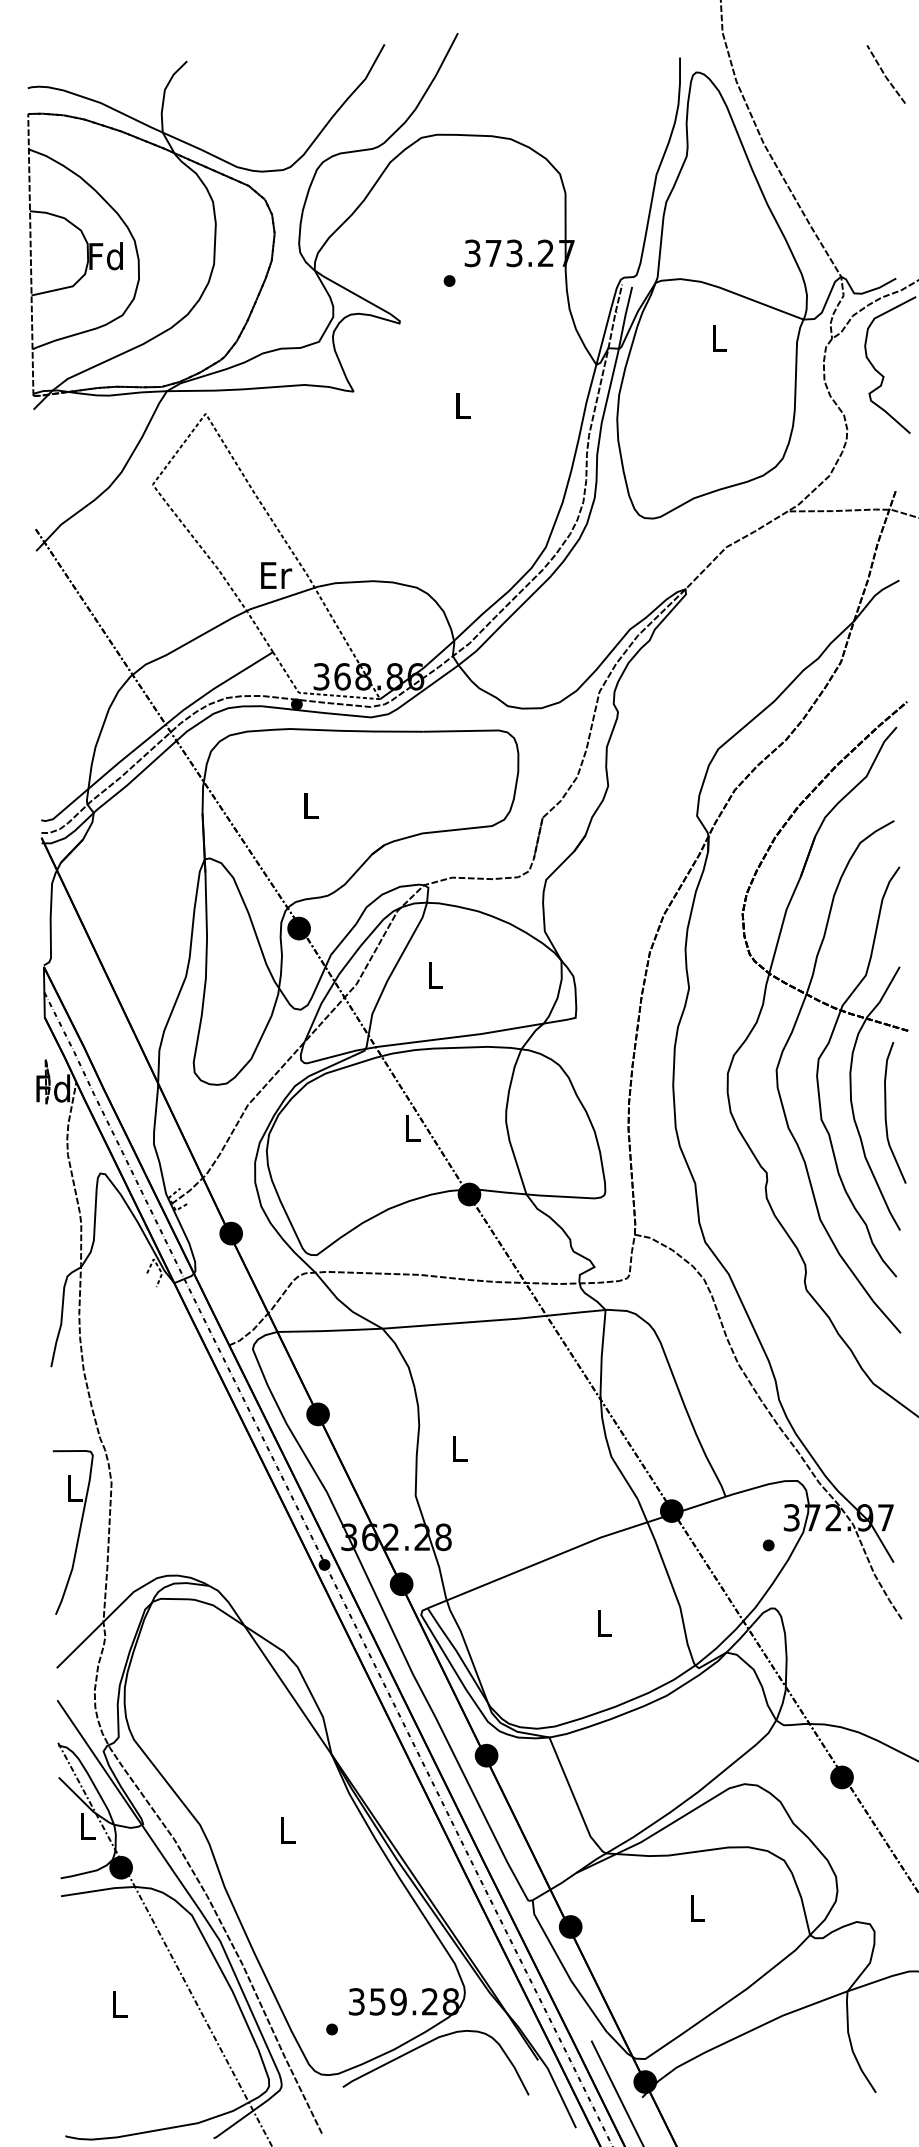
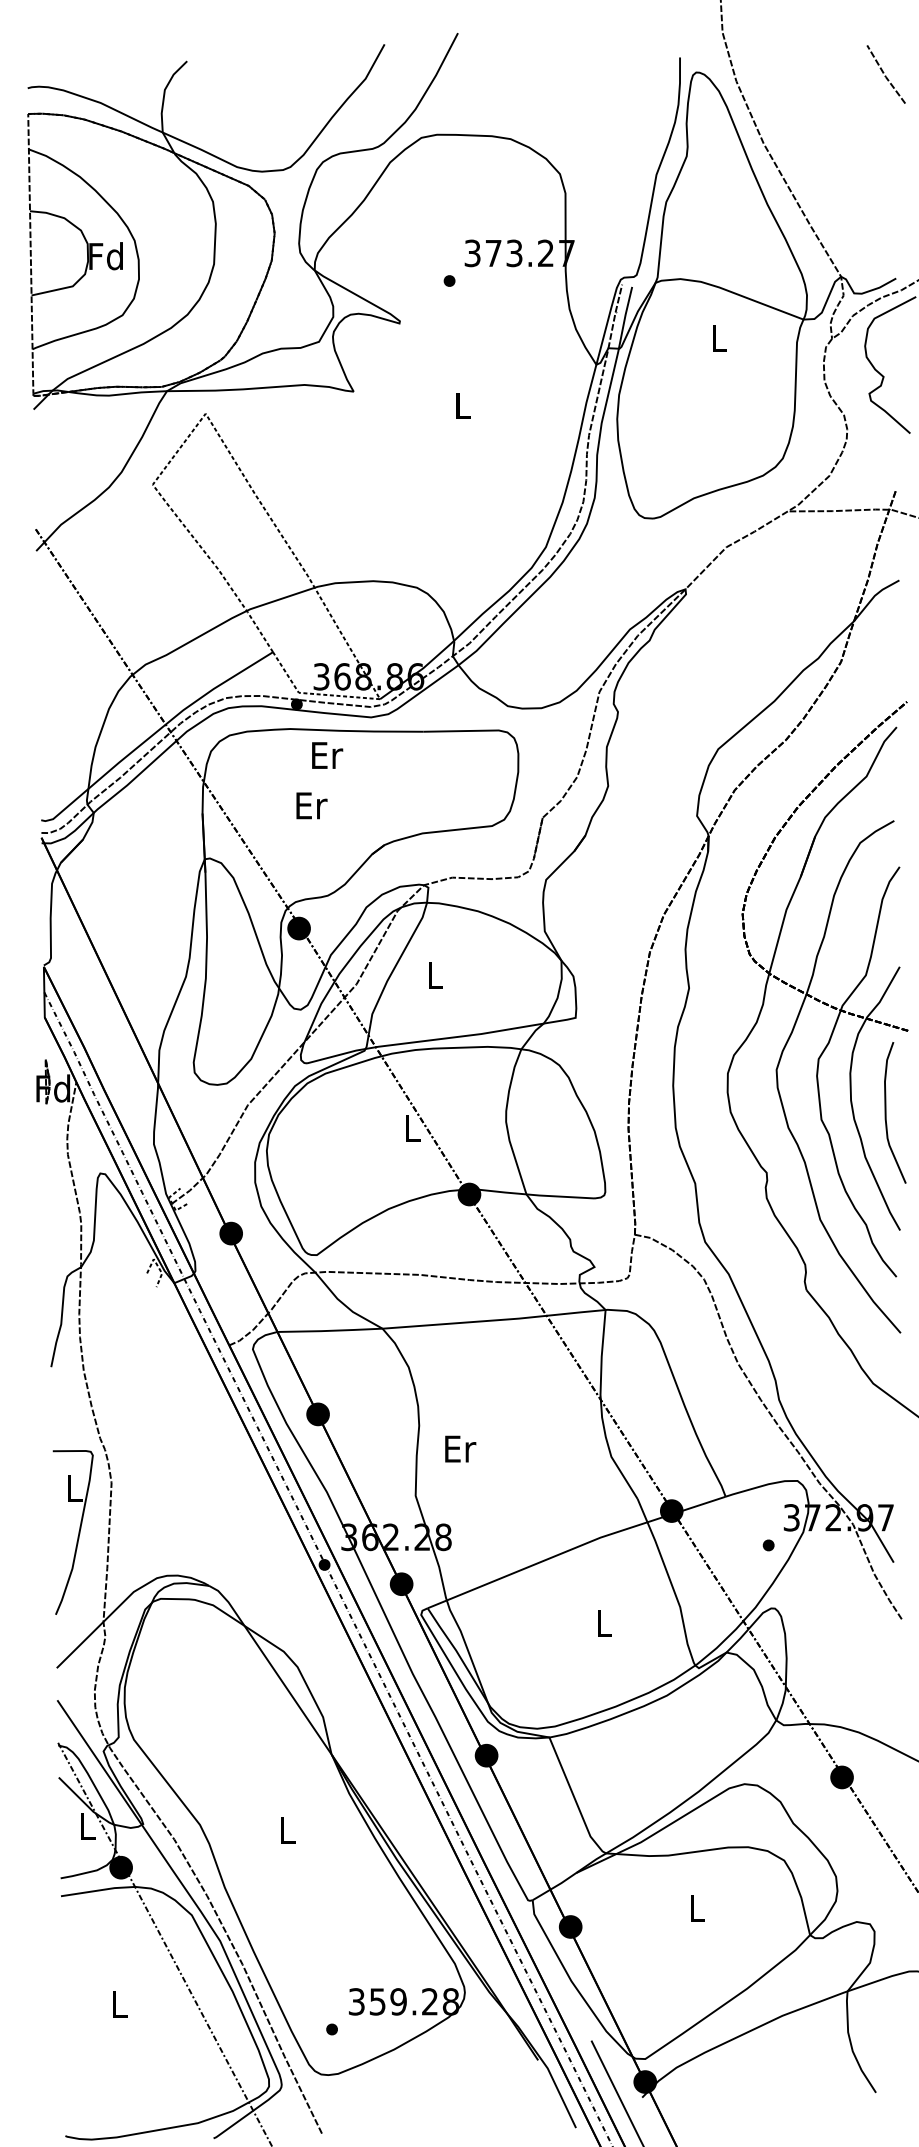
text position: (276, 575) -> (327, 755) (327, 755)
text: L -> Er (311, 805)
text: L -> Er (460, 1448)
curve: present -> none (426, 2044)
